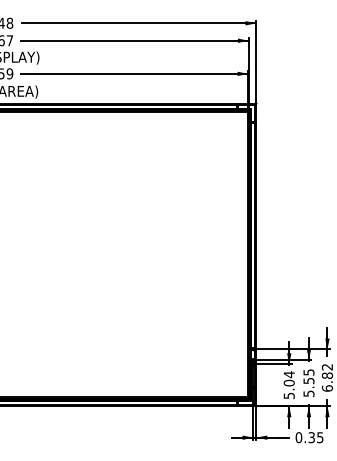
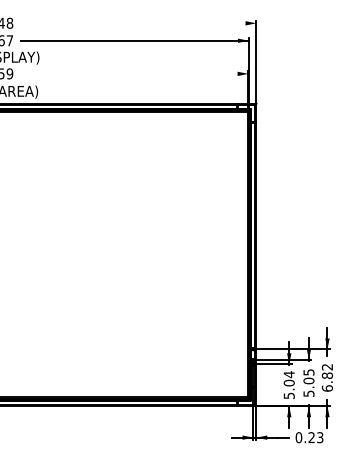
line: present -> none (139, 23)
line: present -> none (134, 73)
text: 5.55 -> 5.05 (308, 380)
text: 0.35 -> 0.23 (315, 437)
